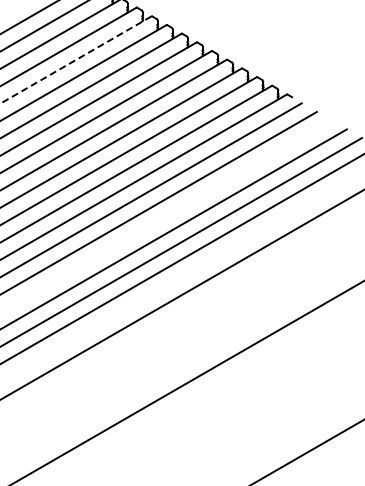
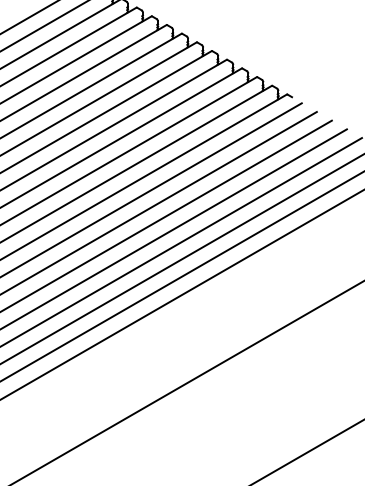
line: dashed -> solid (76, 59)
line: none -> present (166, 215)
line: none -> present (181, 276)
